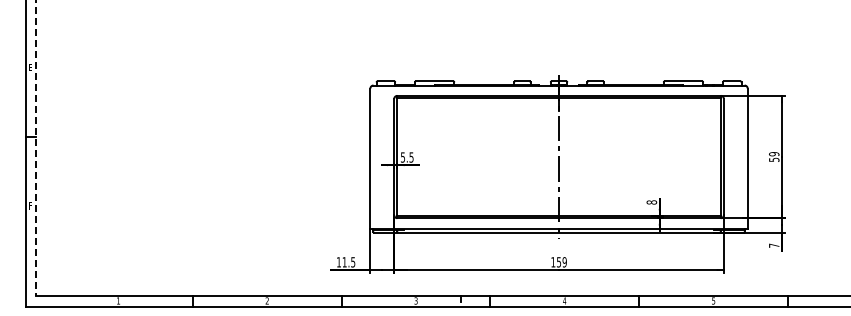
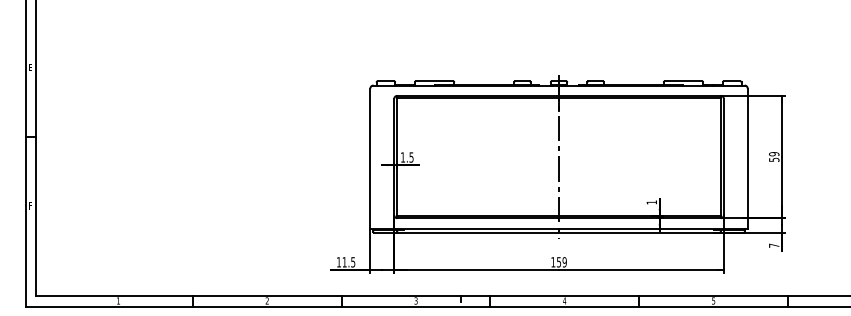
line: dashed -> solid (35, 148)
text: 5.5 -> 1.5 (403, 157)
text: 8 -> 1 (651, 202)
